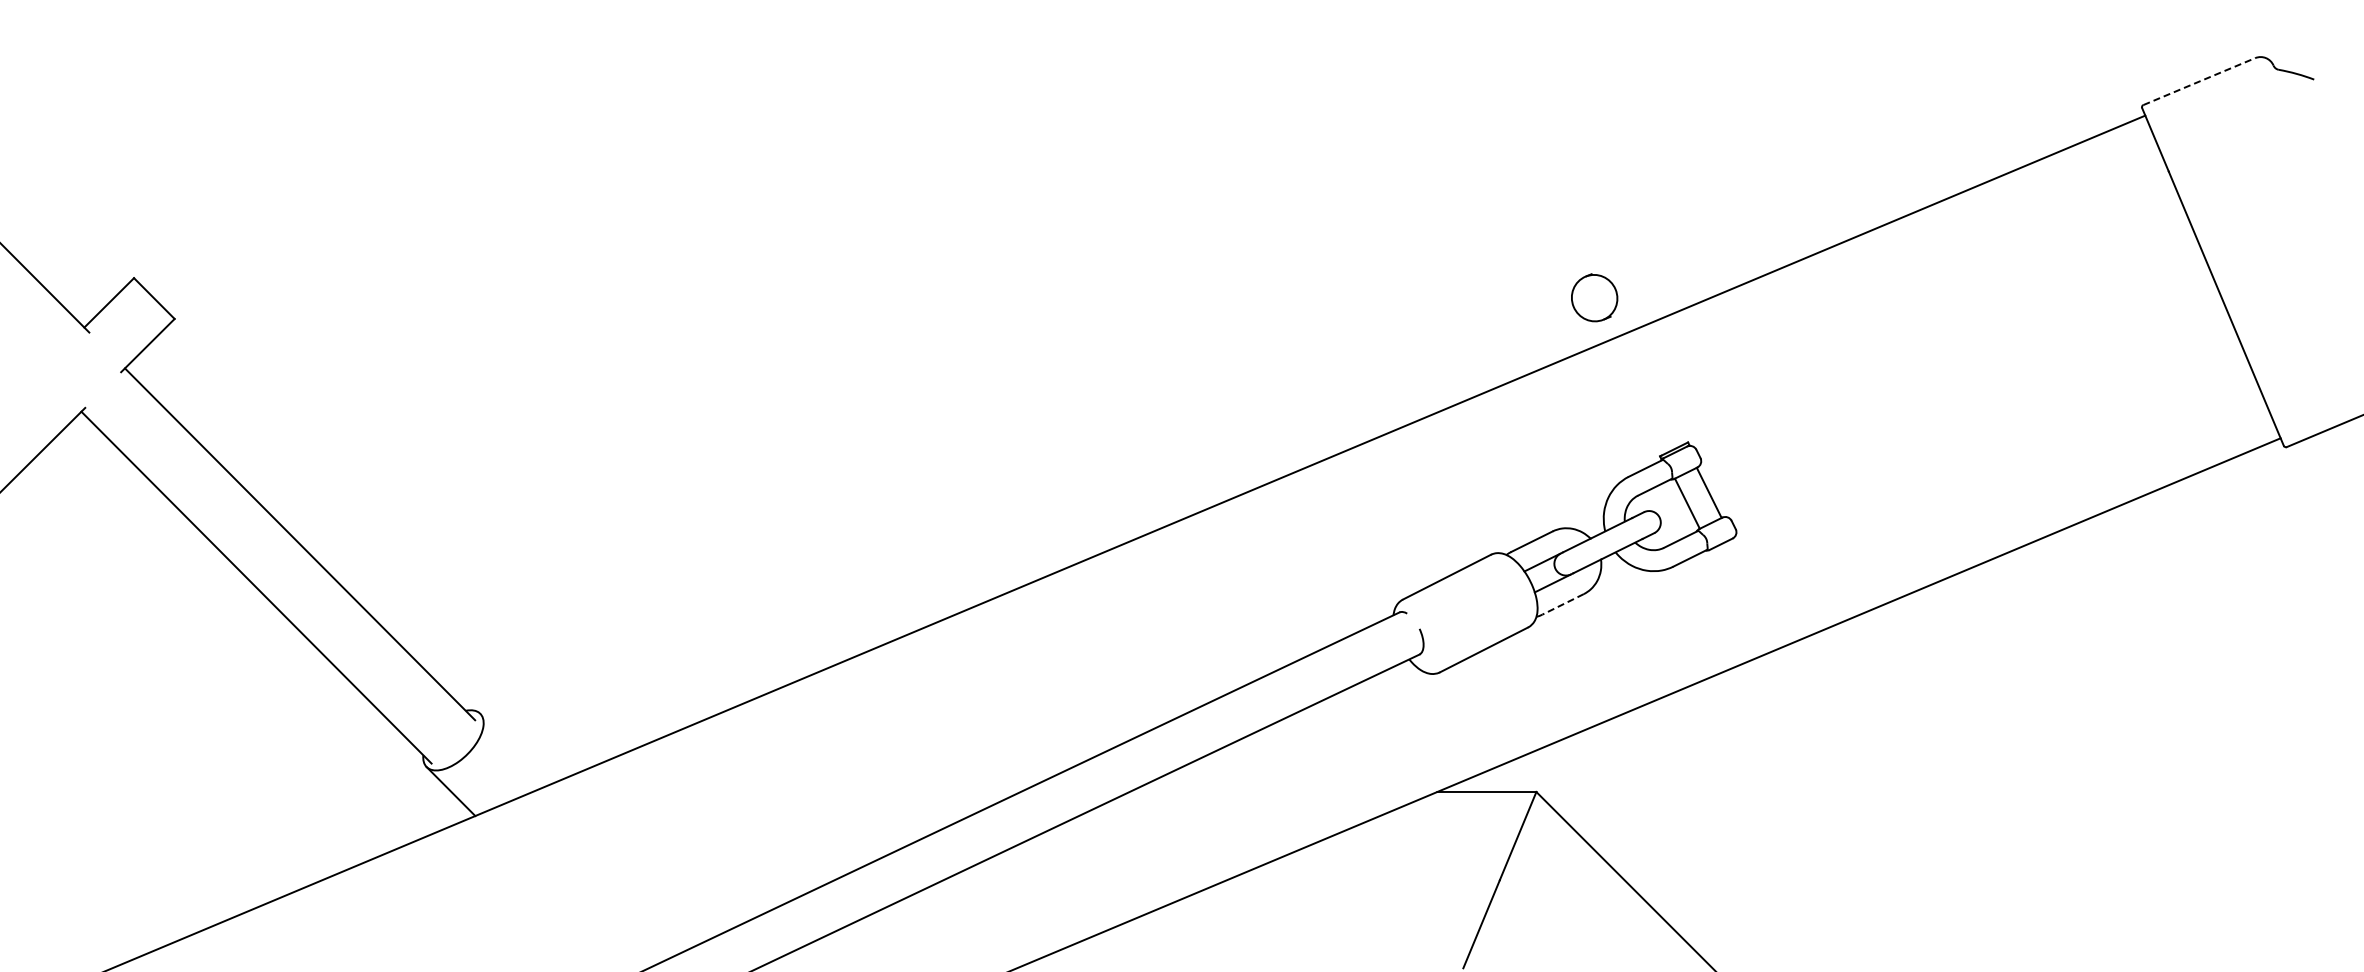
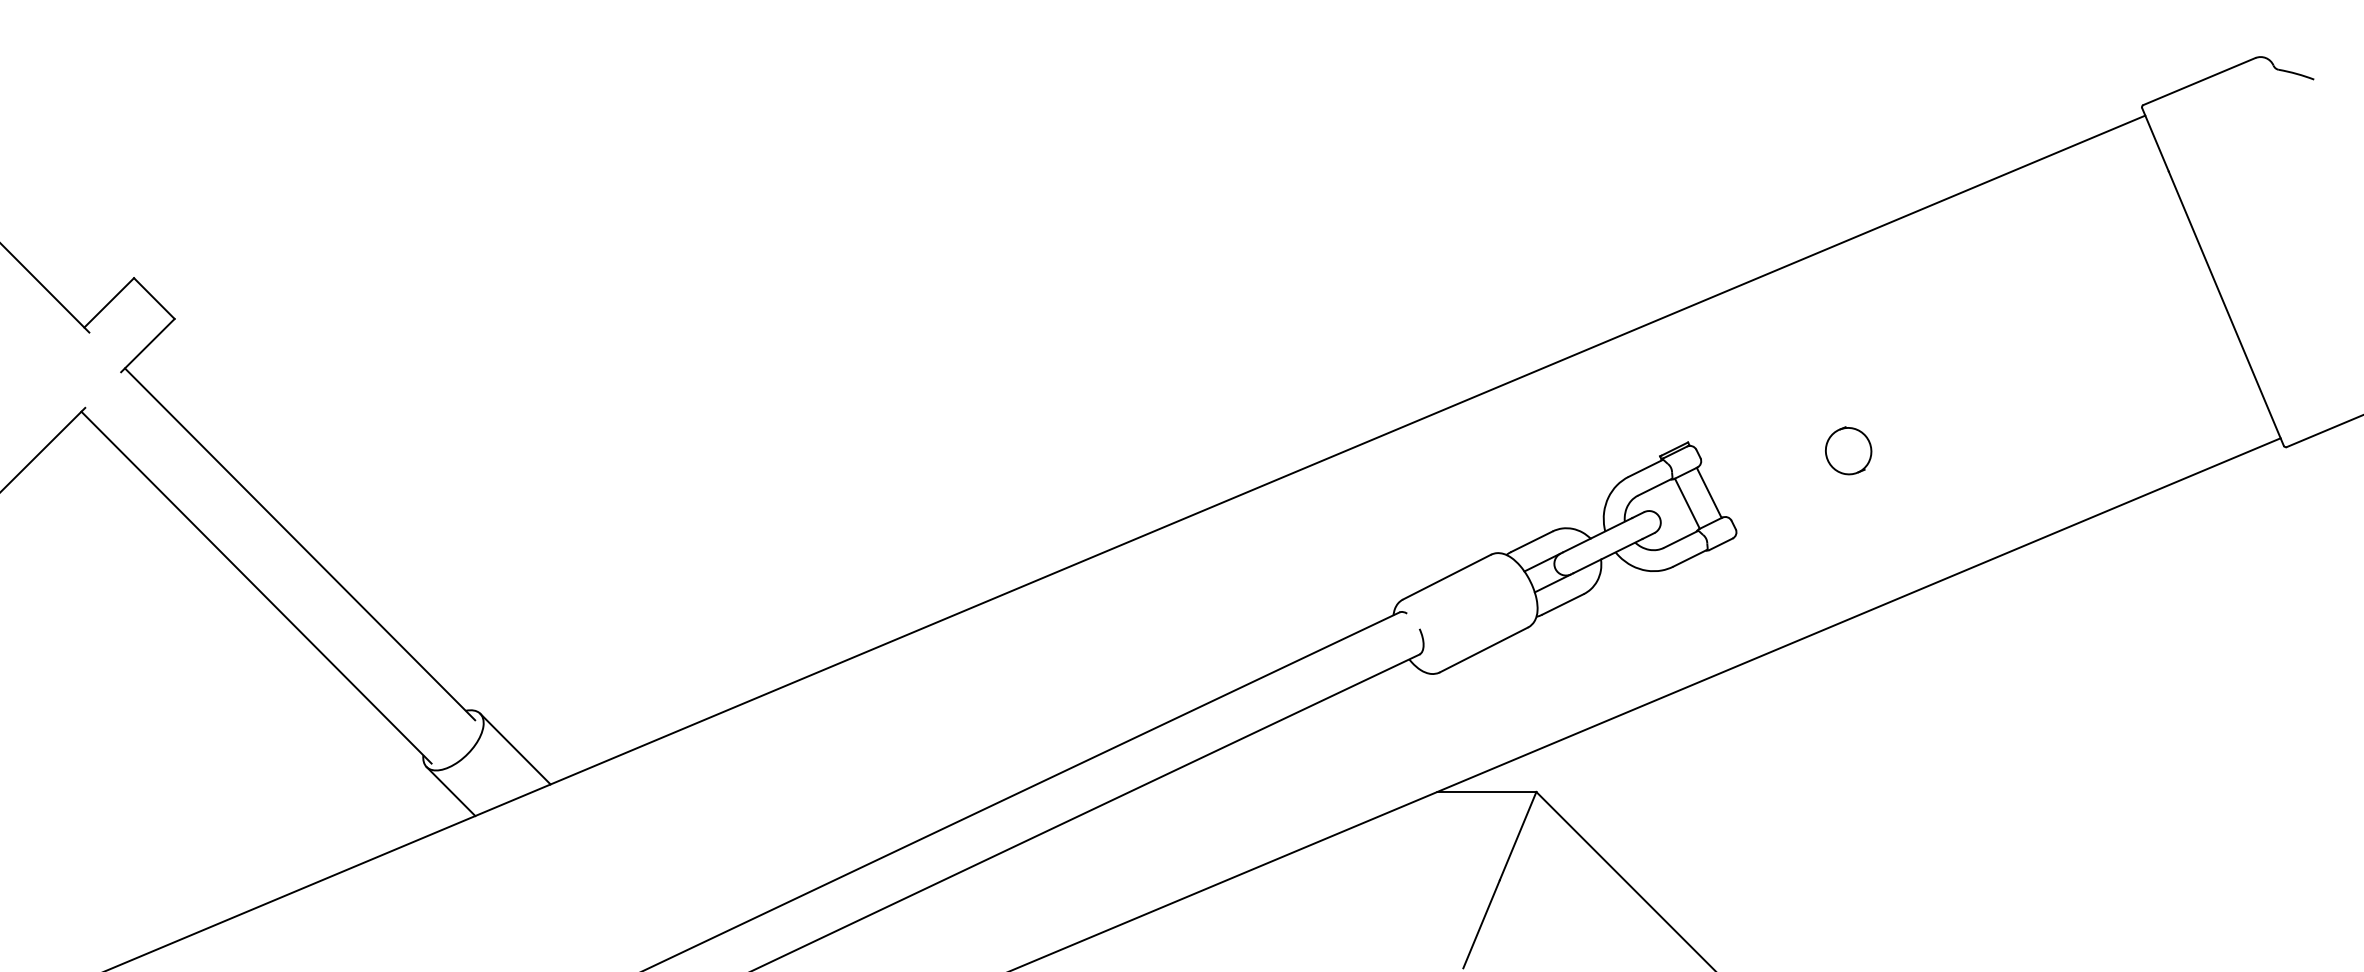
line: dashed -> solid (2199, 81)
part position: (1594, 297) -> (1848, 450) (1848, 450)
line: dashed -> solid (1562, 604)
line: none -> present (515, 748)
